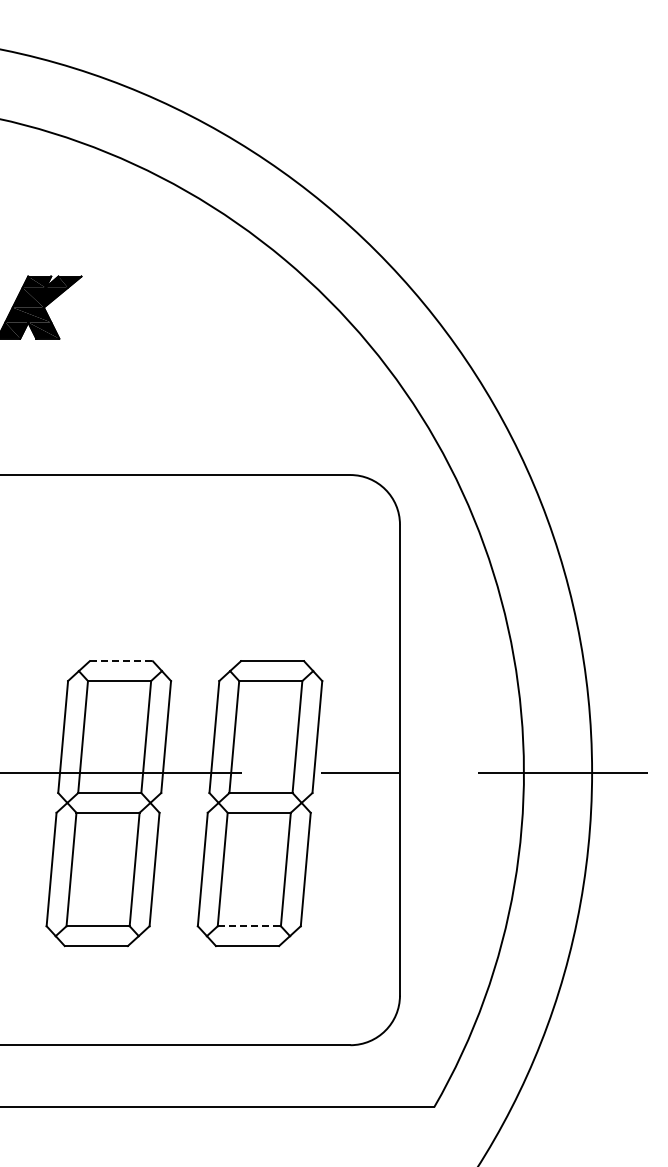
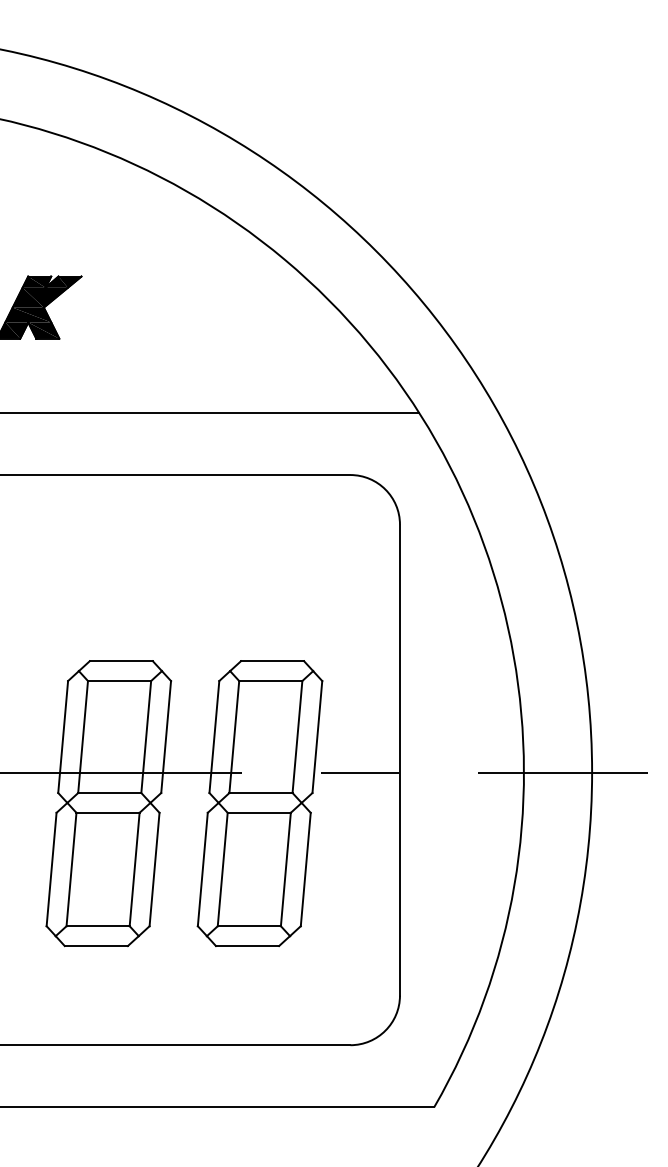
line: none -> present (210, 413)
line: dashed -> solid (121, 661)
line: dashed -> solid (249, 926)
